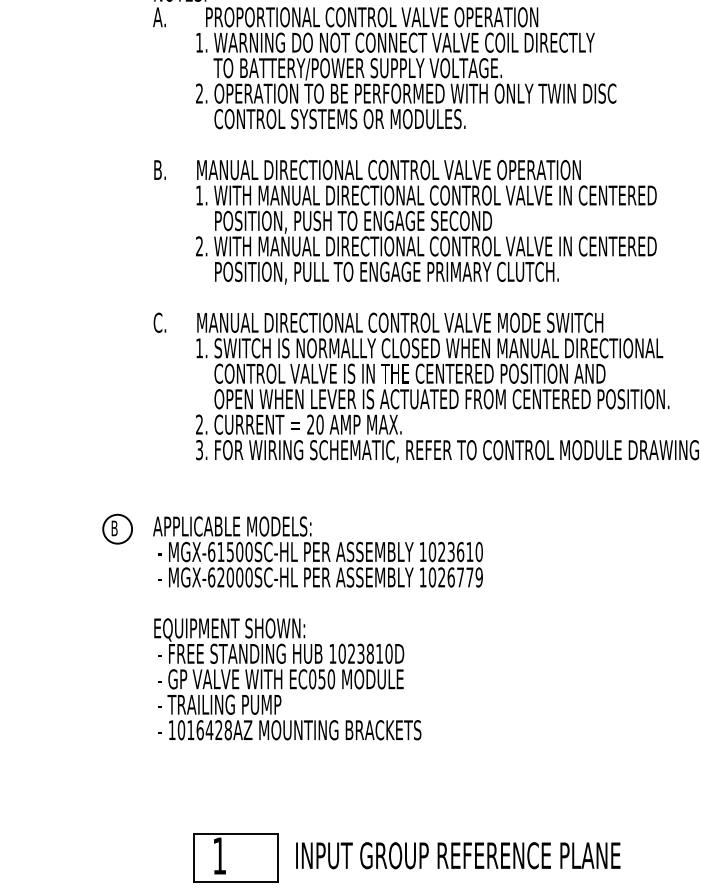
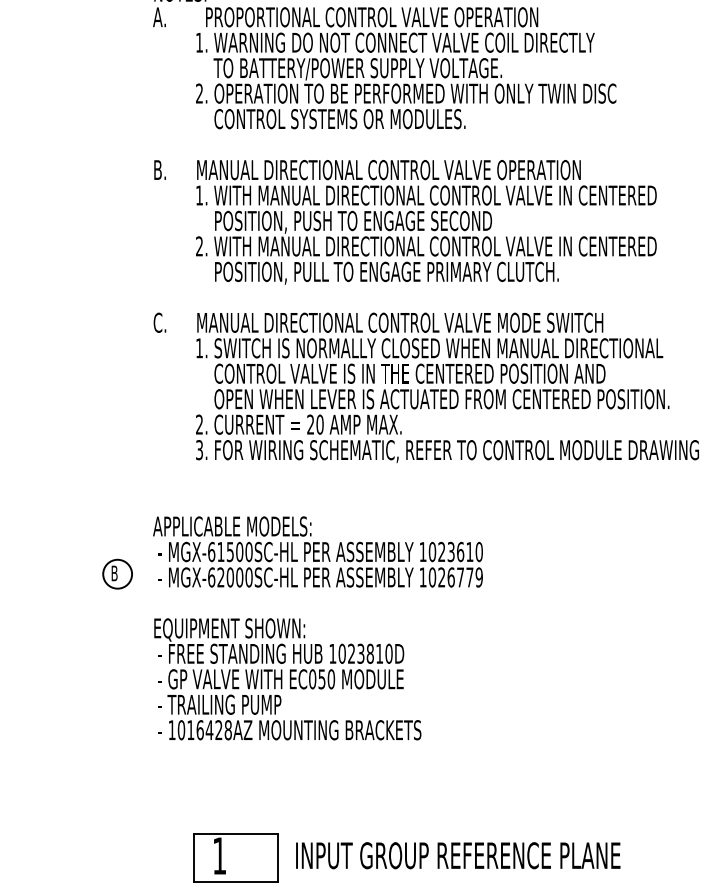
part position: (117, 528) -> (117, 573) (117, 573)
